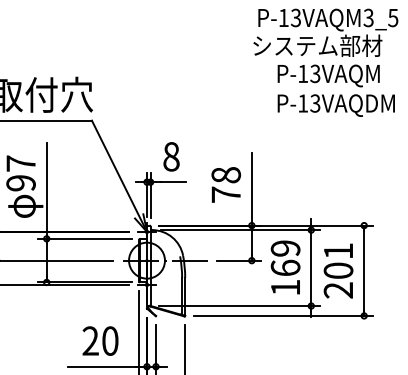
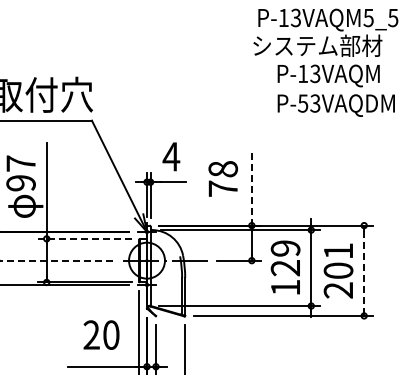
text: P-13VAQM3_5 -> P-13VAQM5_5 (368, 17)
text: P-13VAQDM -> P-53VAQDM (303, 103)
text: 8 -> 4 (171, 156)
text position: (225, 184) -> (222, 178) (222, 178)
line: solid -> dashed (251, 189)
line: solid -> dashed (84, 238)
line: solid -> dashed (56, 260)
text: 169 -> 129 (285, 267)
line: solid -> dashed (364, 270)
text position: (100, 340) -> (101, 334) (101, 334)
